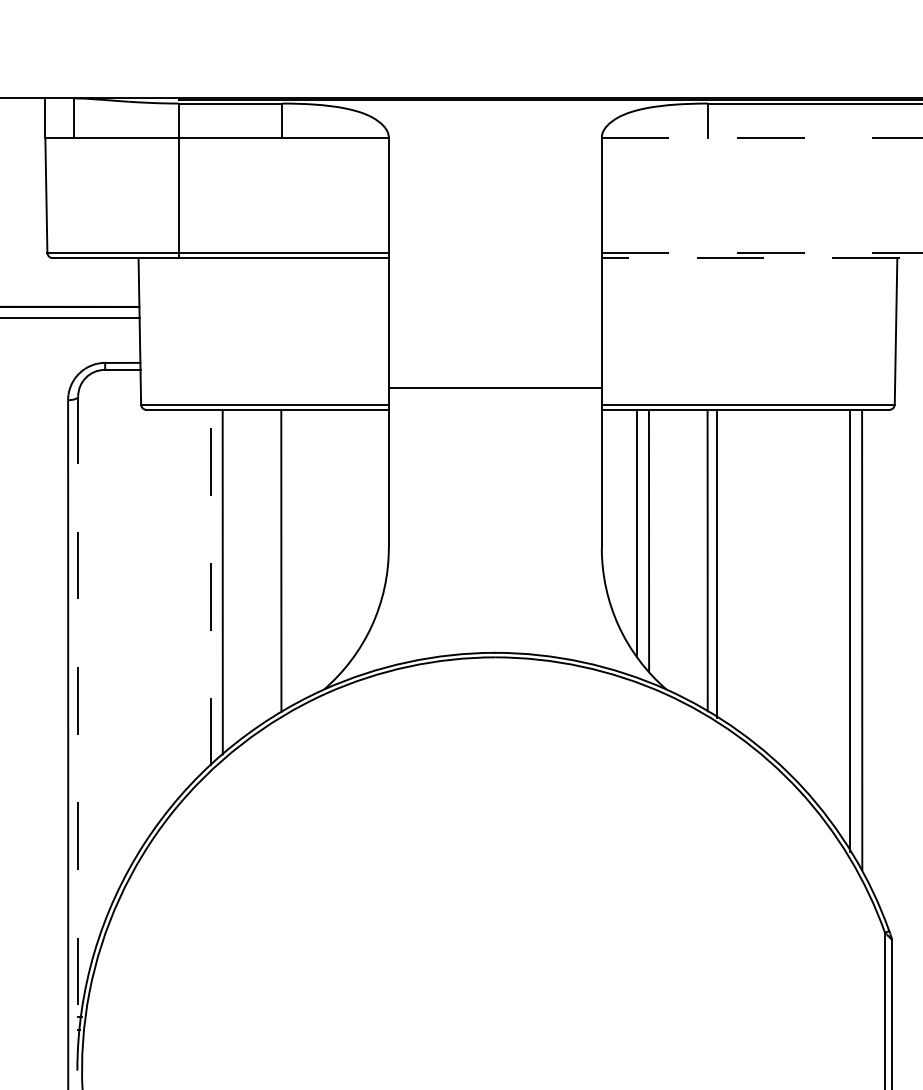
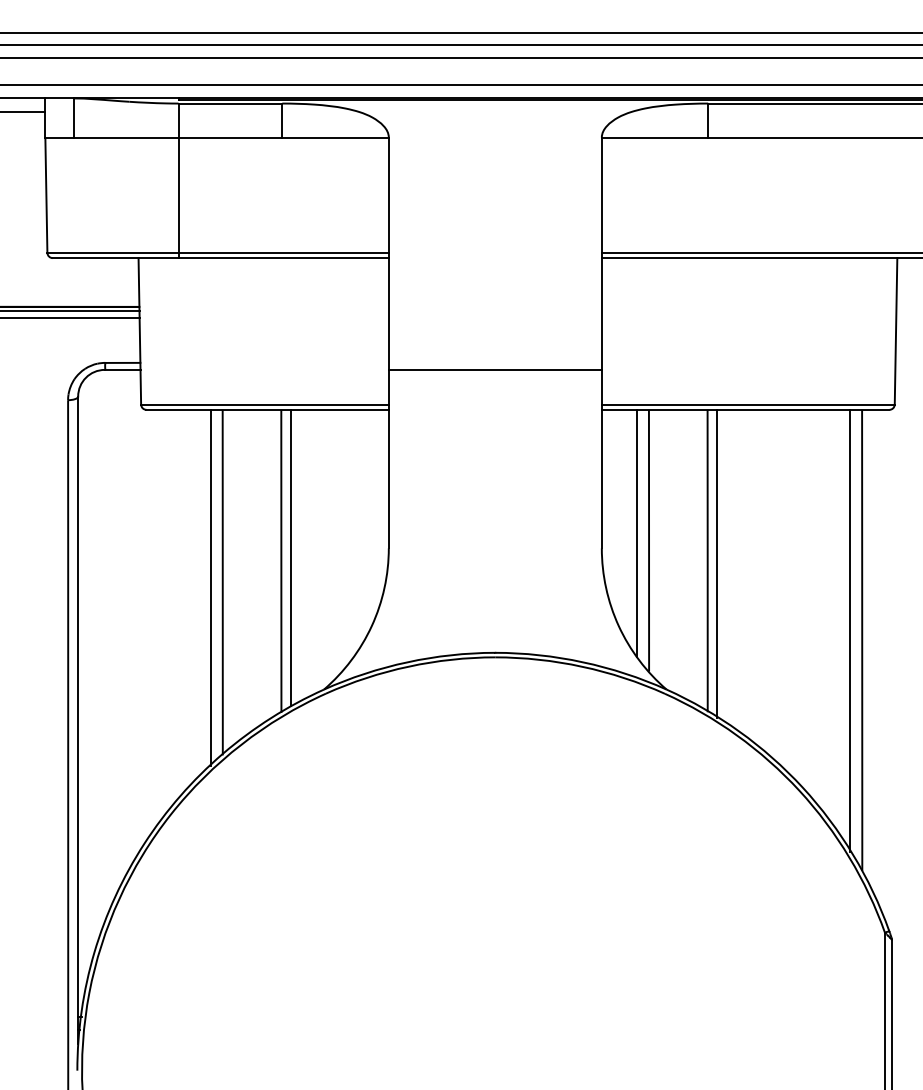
line: none -> present (460, 32)
line: none -> present (460, 45)
line: none -> present (460, 58)
line: none -> present (460, 85)
line: none -> present (23, 111)
line: dashed -> solid (762, 138)
line: dashed -> solid (762, 252)
line: dashed -> solid (761, 258)
line: none -> present (70, 311)
line position: (494, 388) -> (494, 370) (494, 370)
line: none -> present (291, 557)
line: dashed -> solid (211, 587)
line: dashed -> solid (78, 720)
